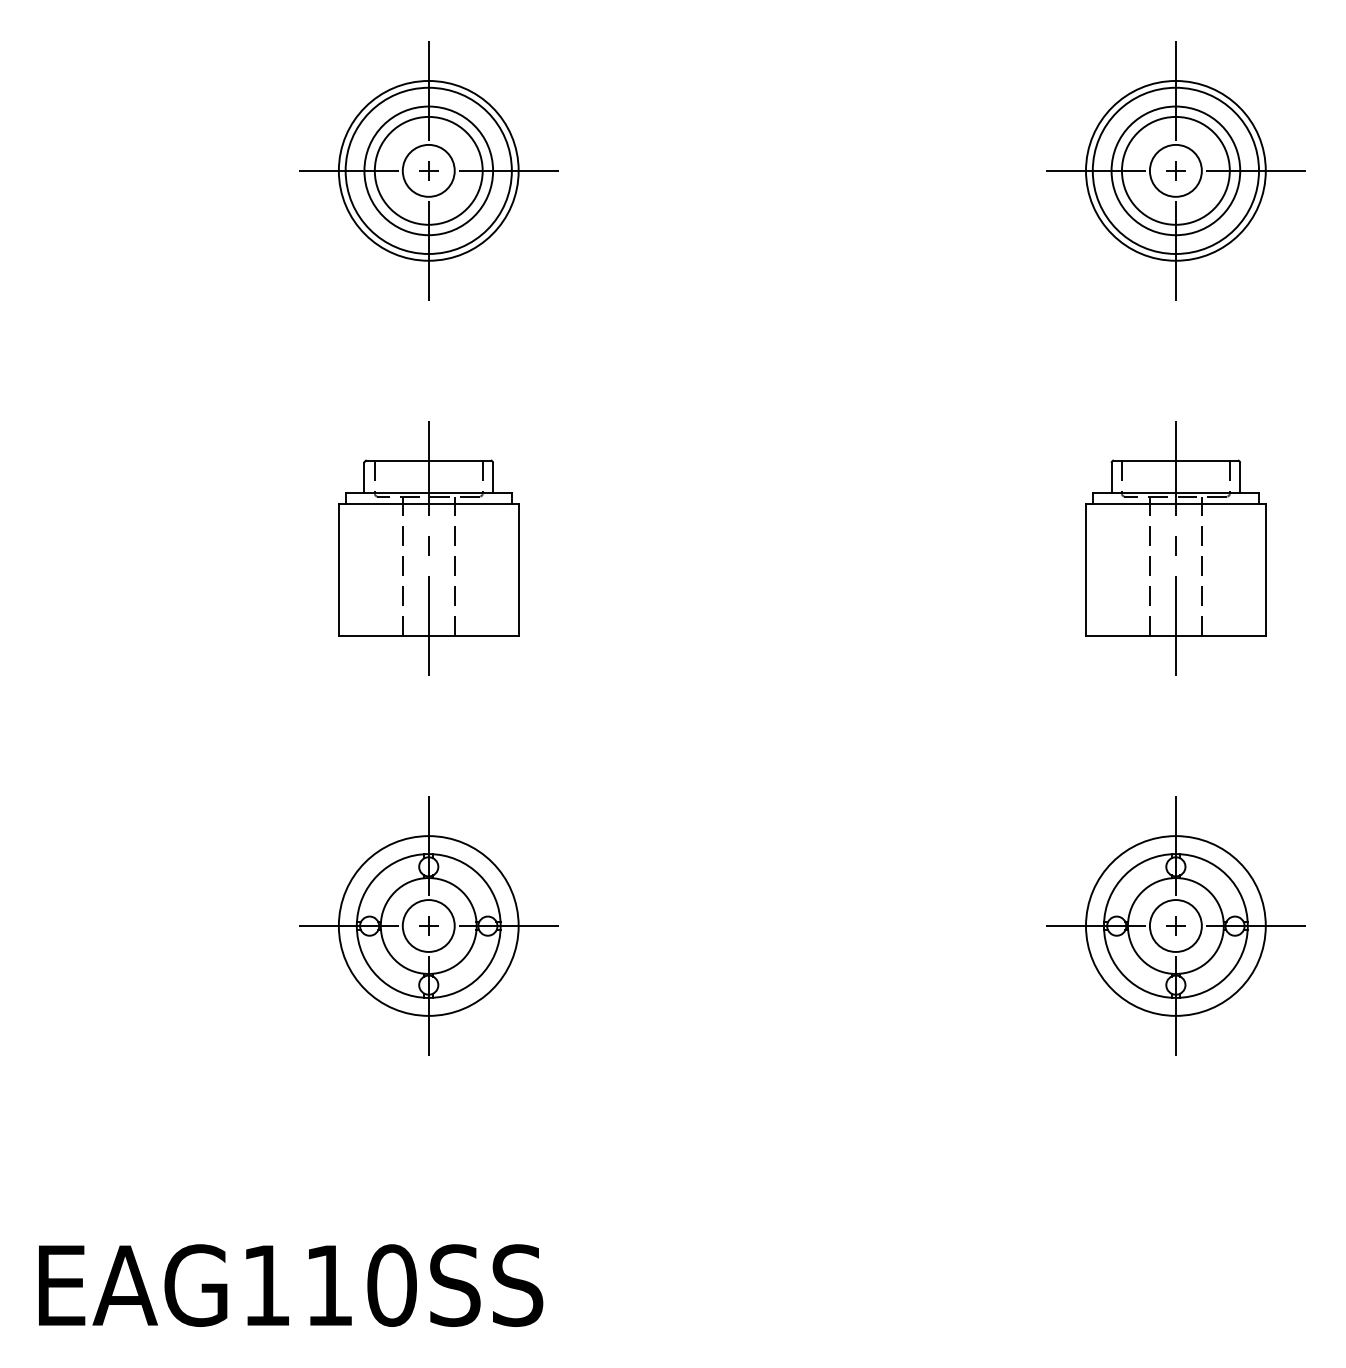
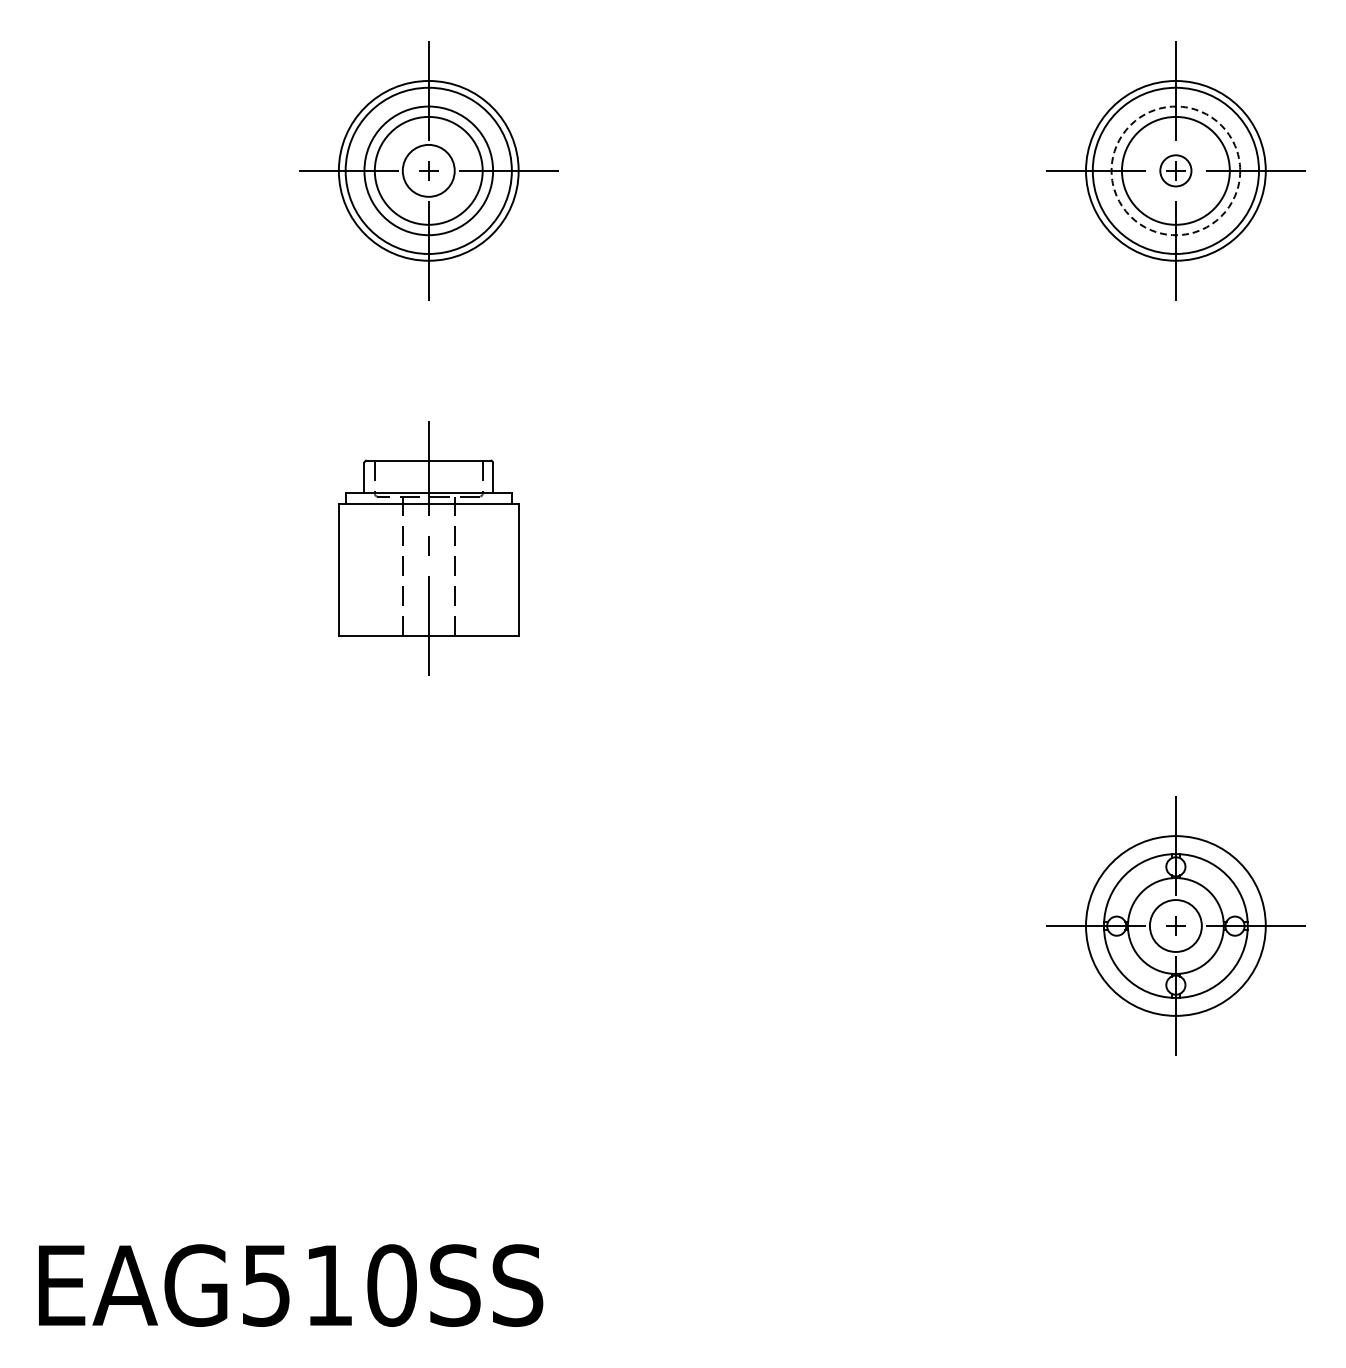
circle diameter: 52 px -> 31 px (1175, 170)
circle: solid -> dashed (1175, 170)
part: present -> none (1175, 548)
part: present -> none (428, 925)
text: EAG110SS -> EAG510SS (266, 1285)
